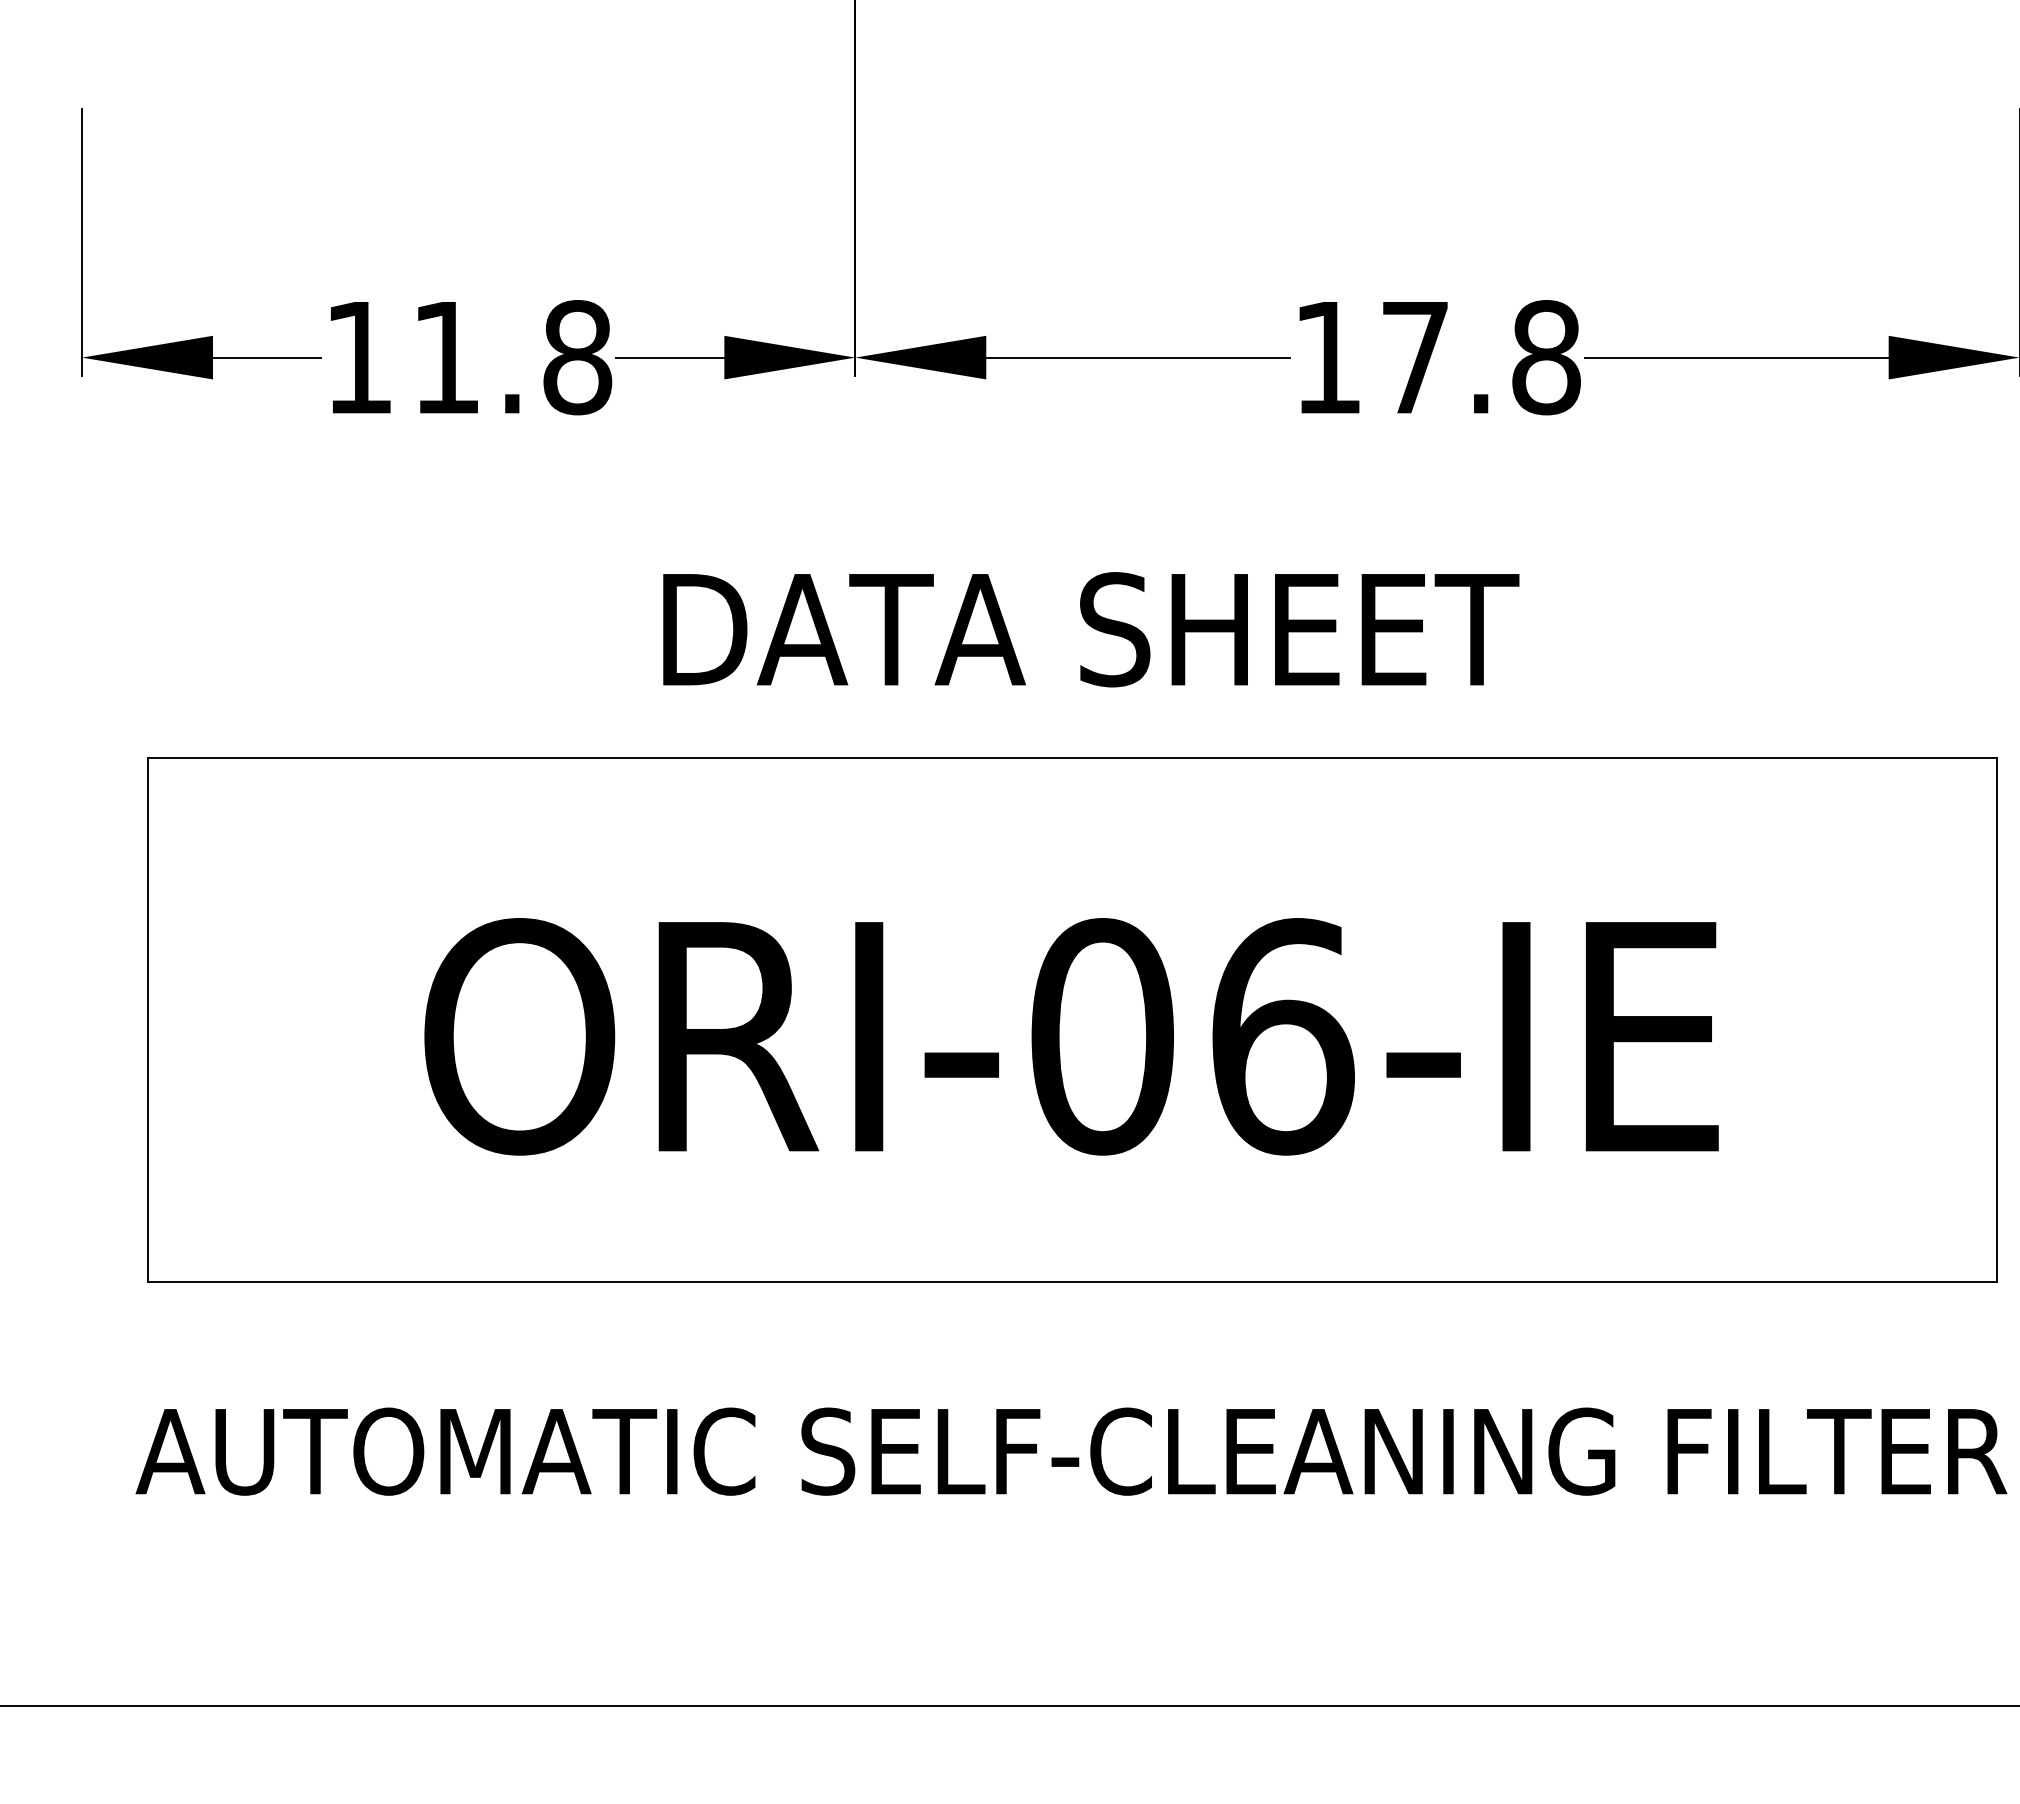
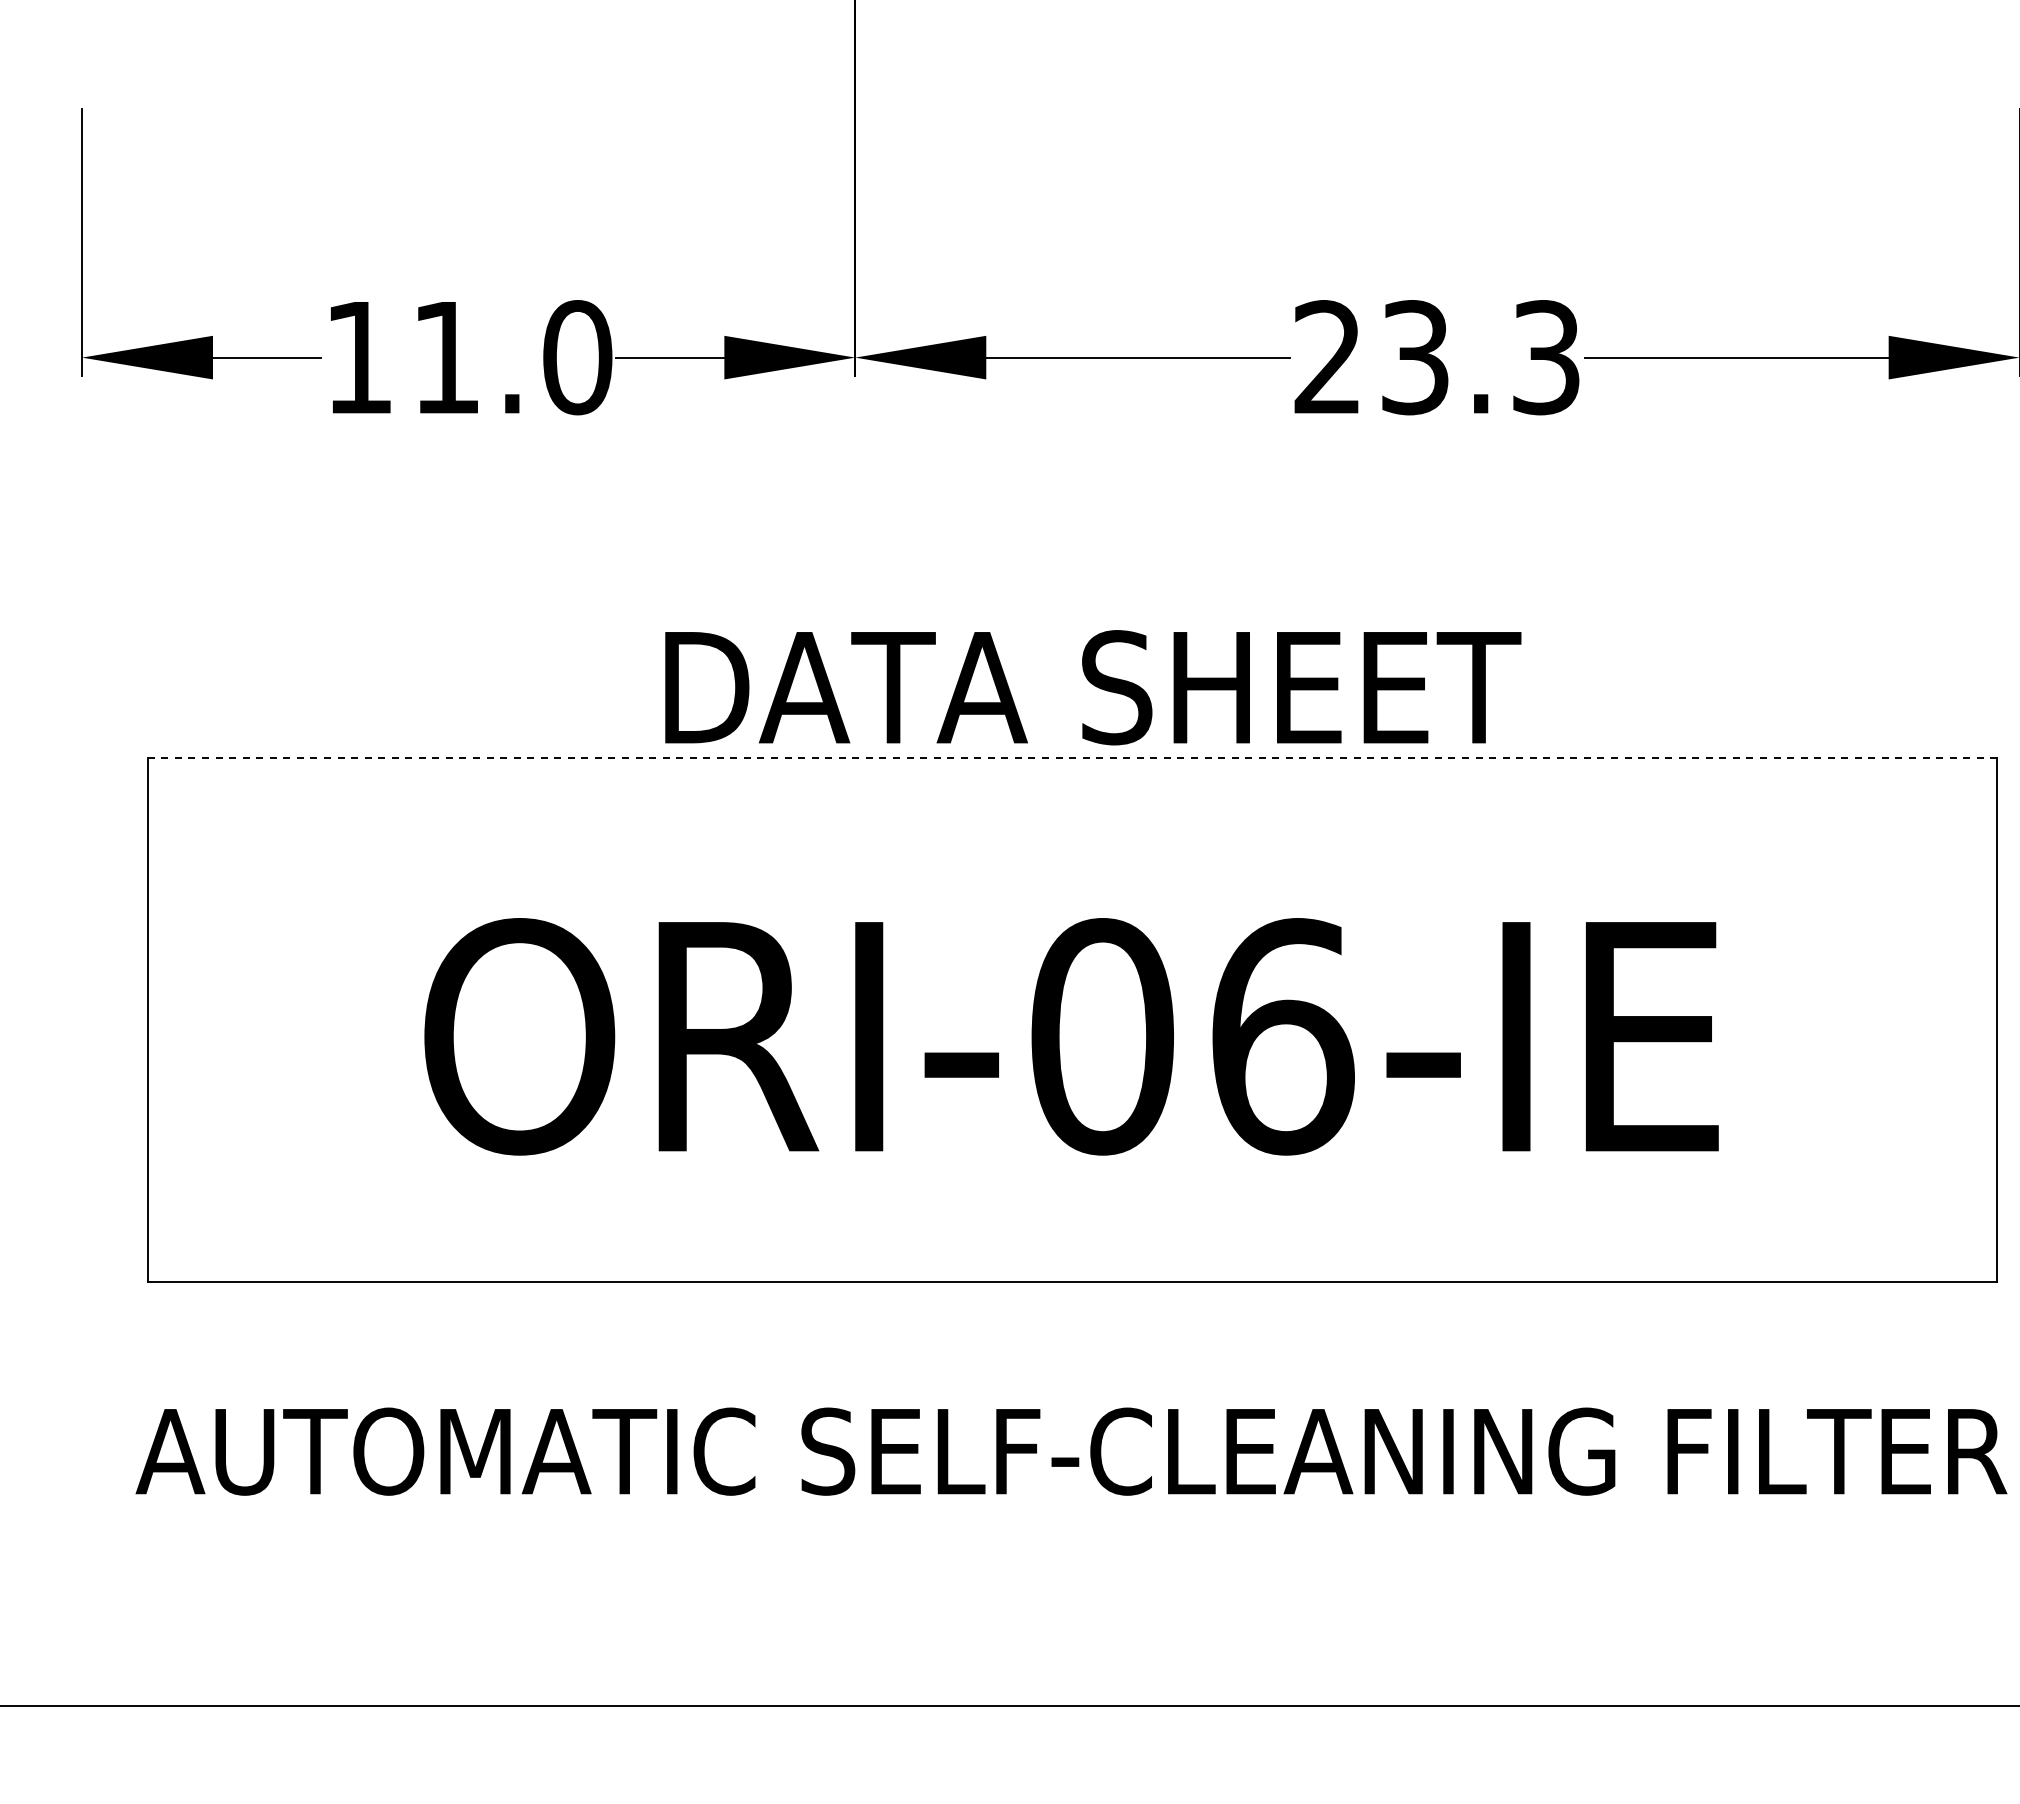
text: 11.8 -> 11.0 (577, 357)
text: 17.8 -> 23.3 (1437, 357)
text position: (1091, 629) -> (1093, 687) (1093, 687)
line: solid -> dashed (1072, 758)
